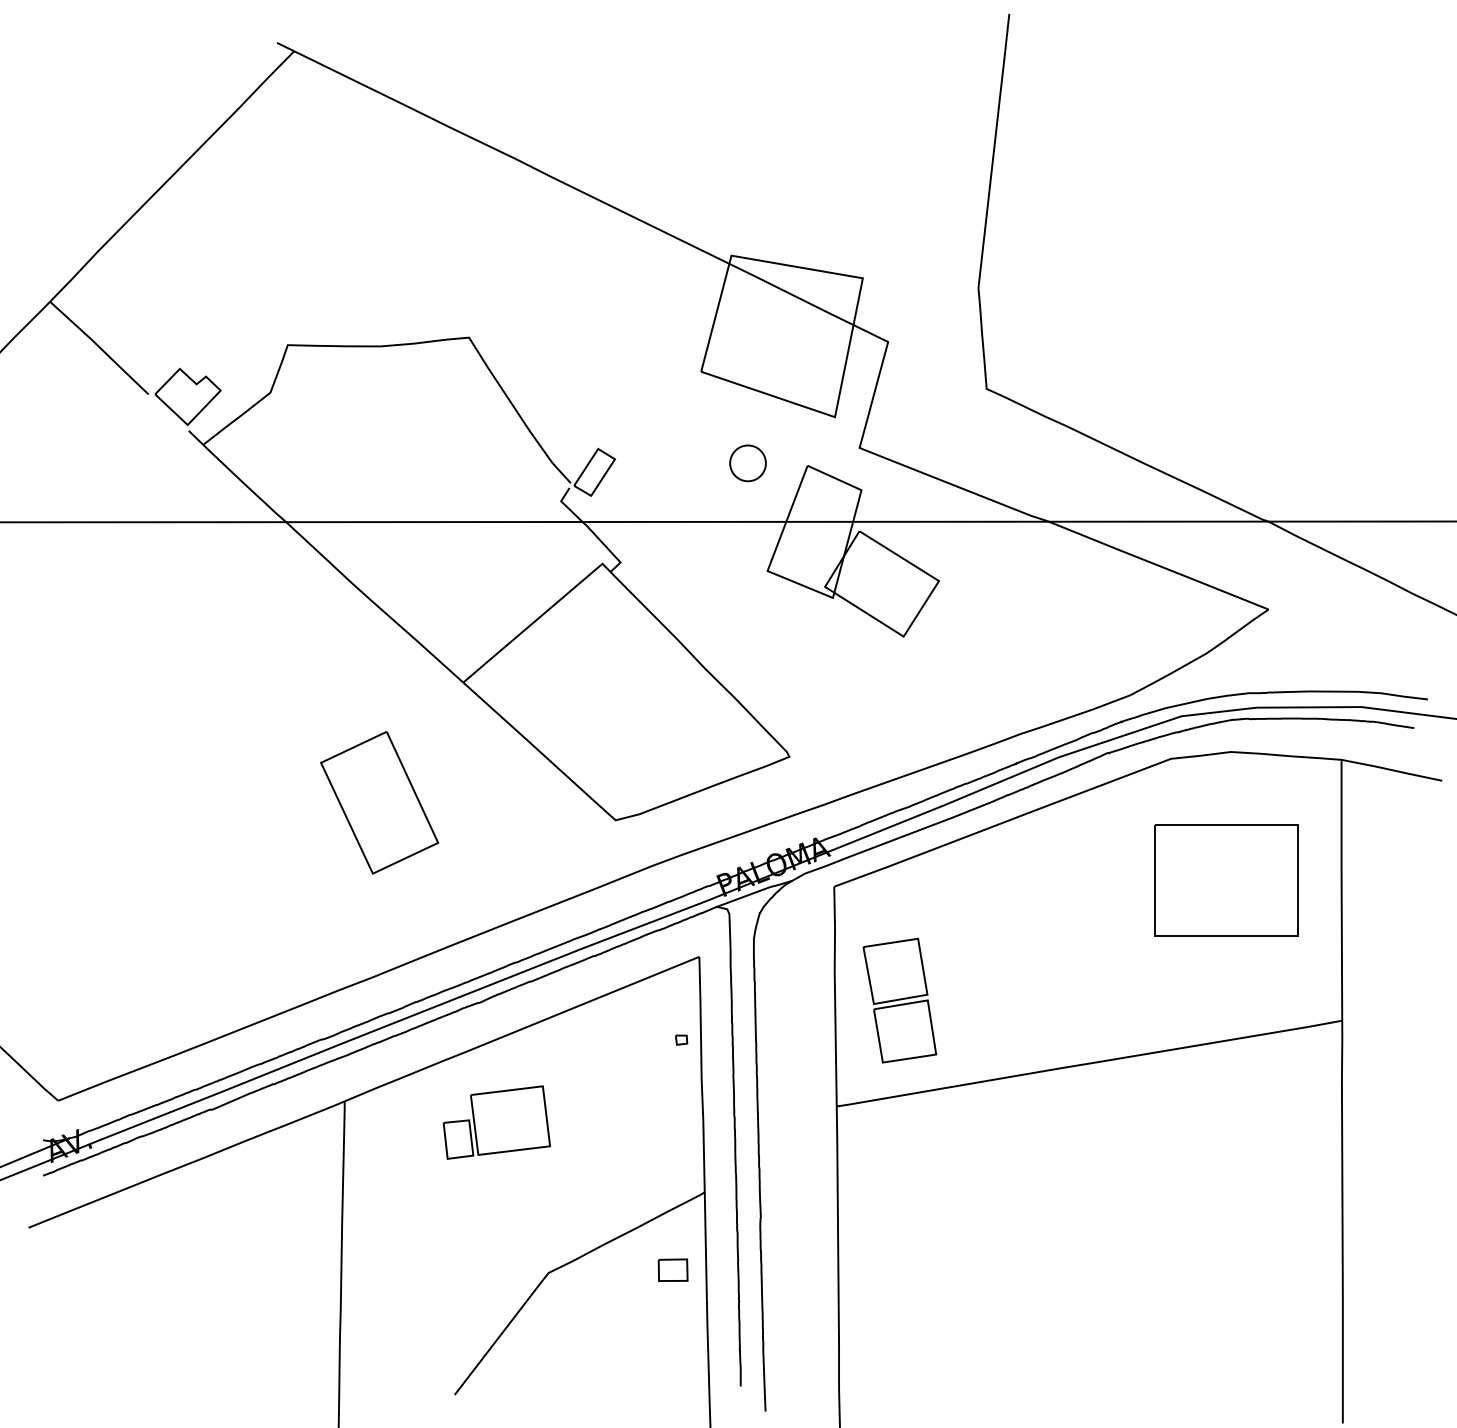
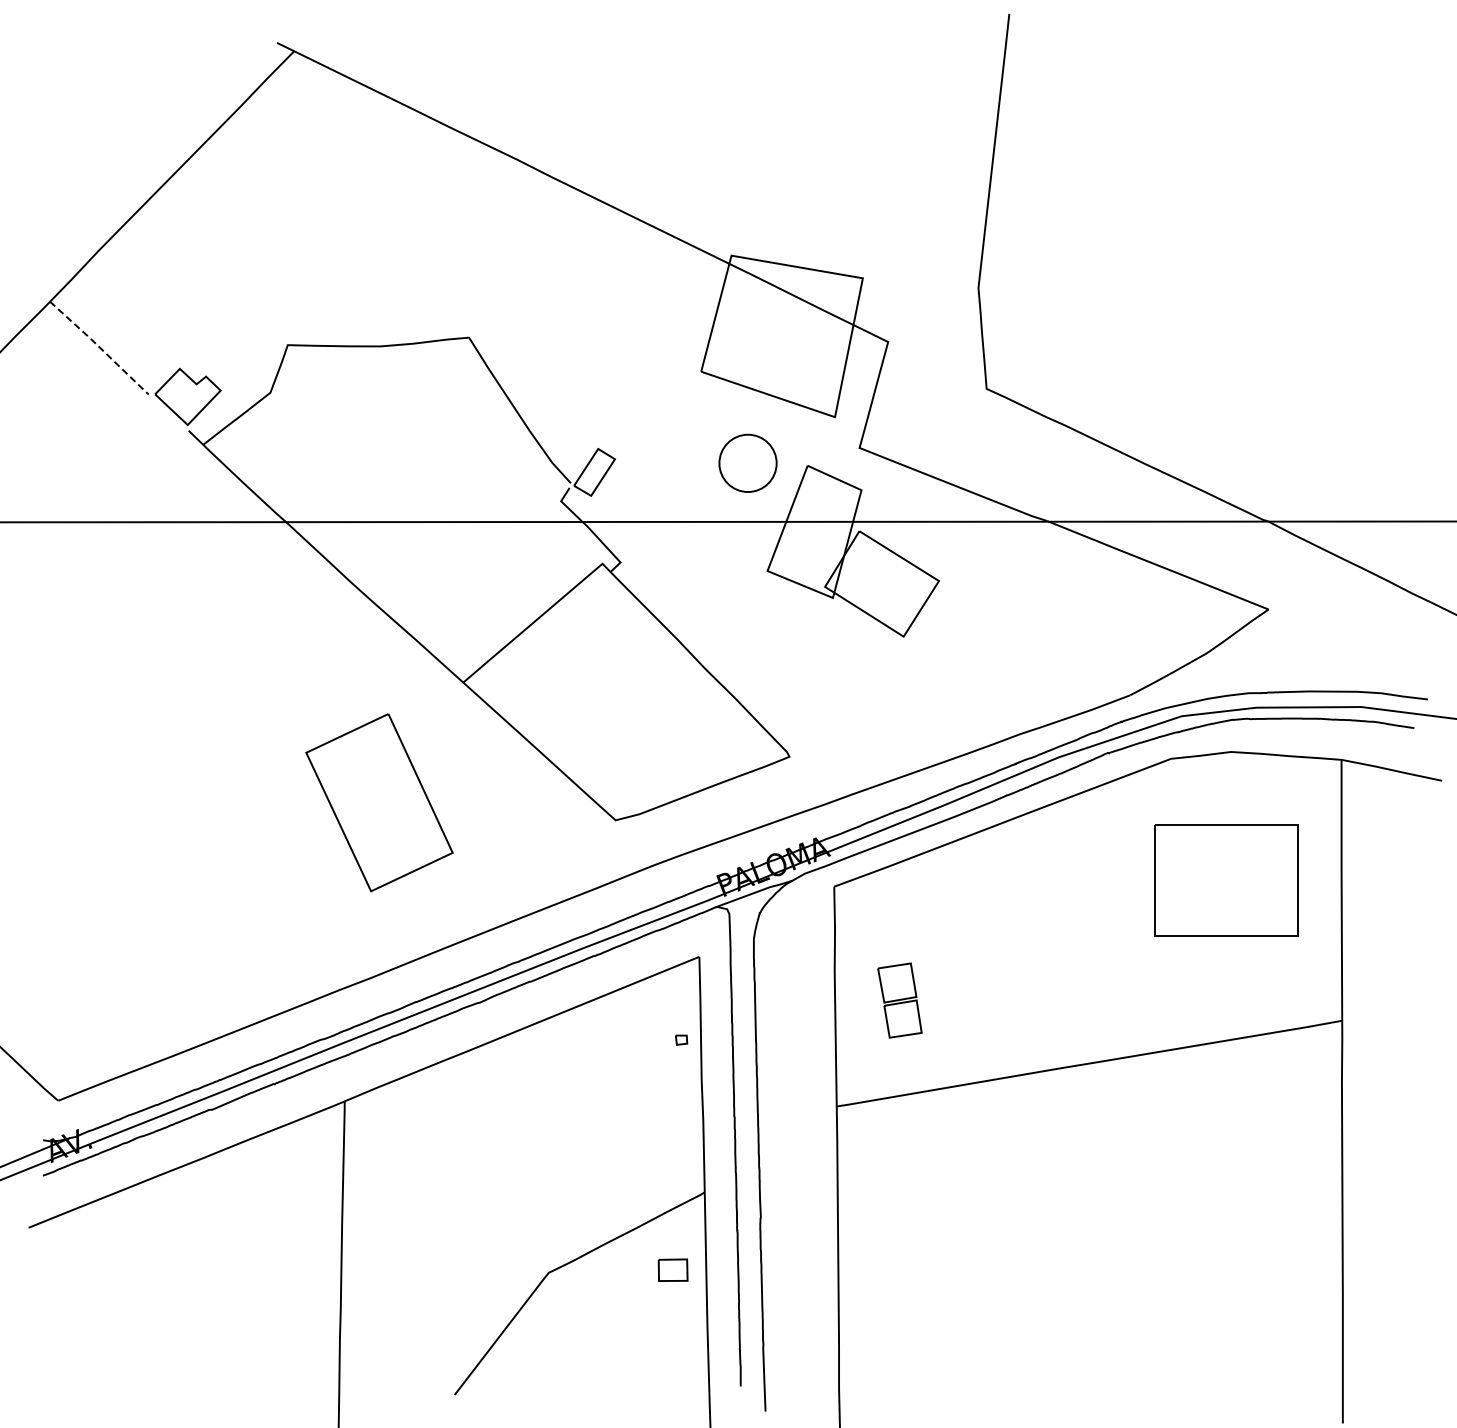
line: solid -> dashed (100, 347)
circle diameter: 36 px -> 57 px (747, 463)
part size: 120x144 px -> 149x180 px (379, 802)
part size: 76x127 px -> 46x77 px (899, 1000)
part: present -> none (496, 1122)
